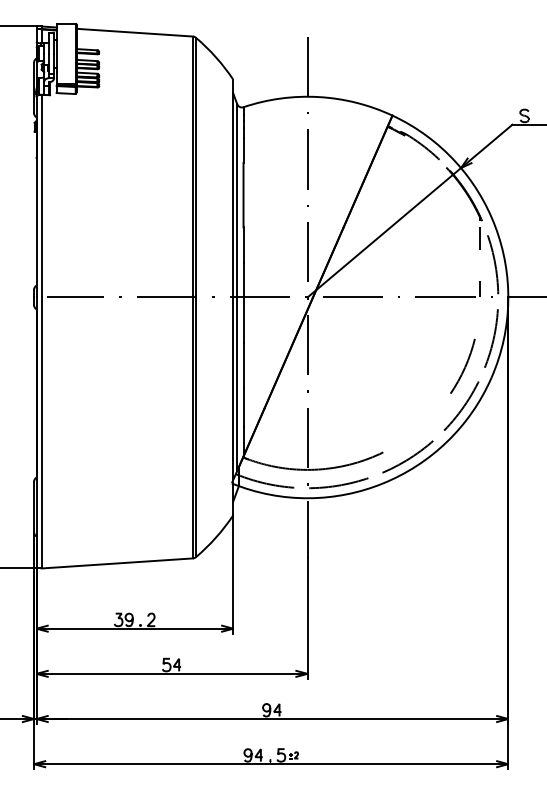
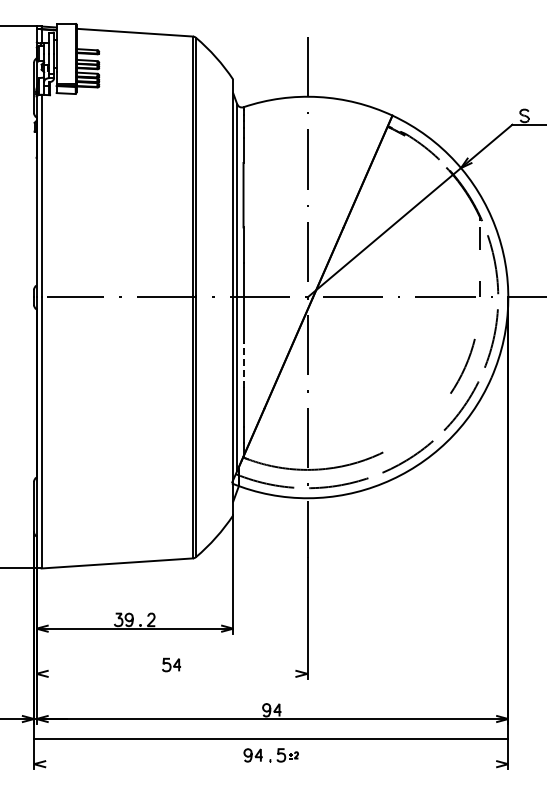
line: solid -> dashed (243, 365)
line: present -> none (171, 673)
line position: (271, 764) -> (271, 739) (271, 739)
